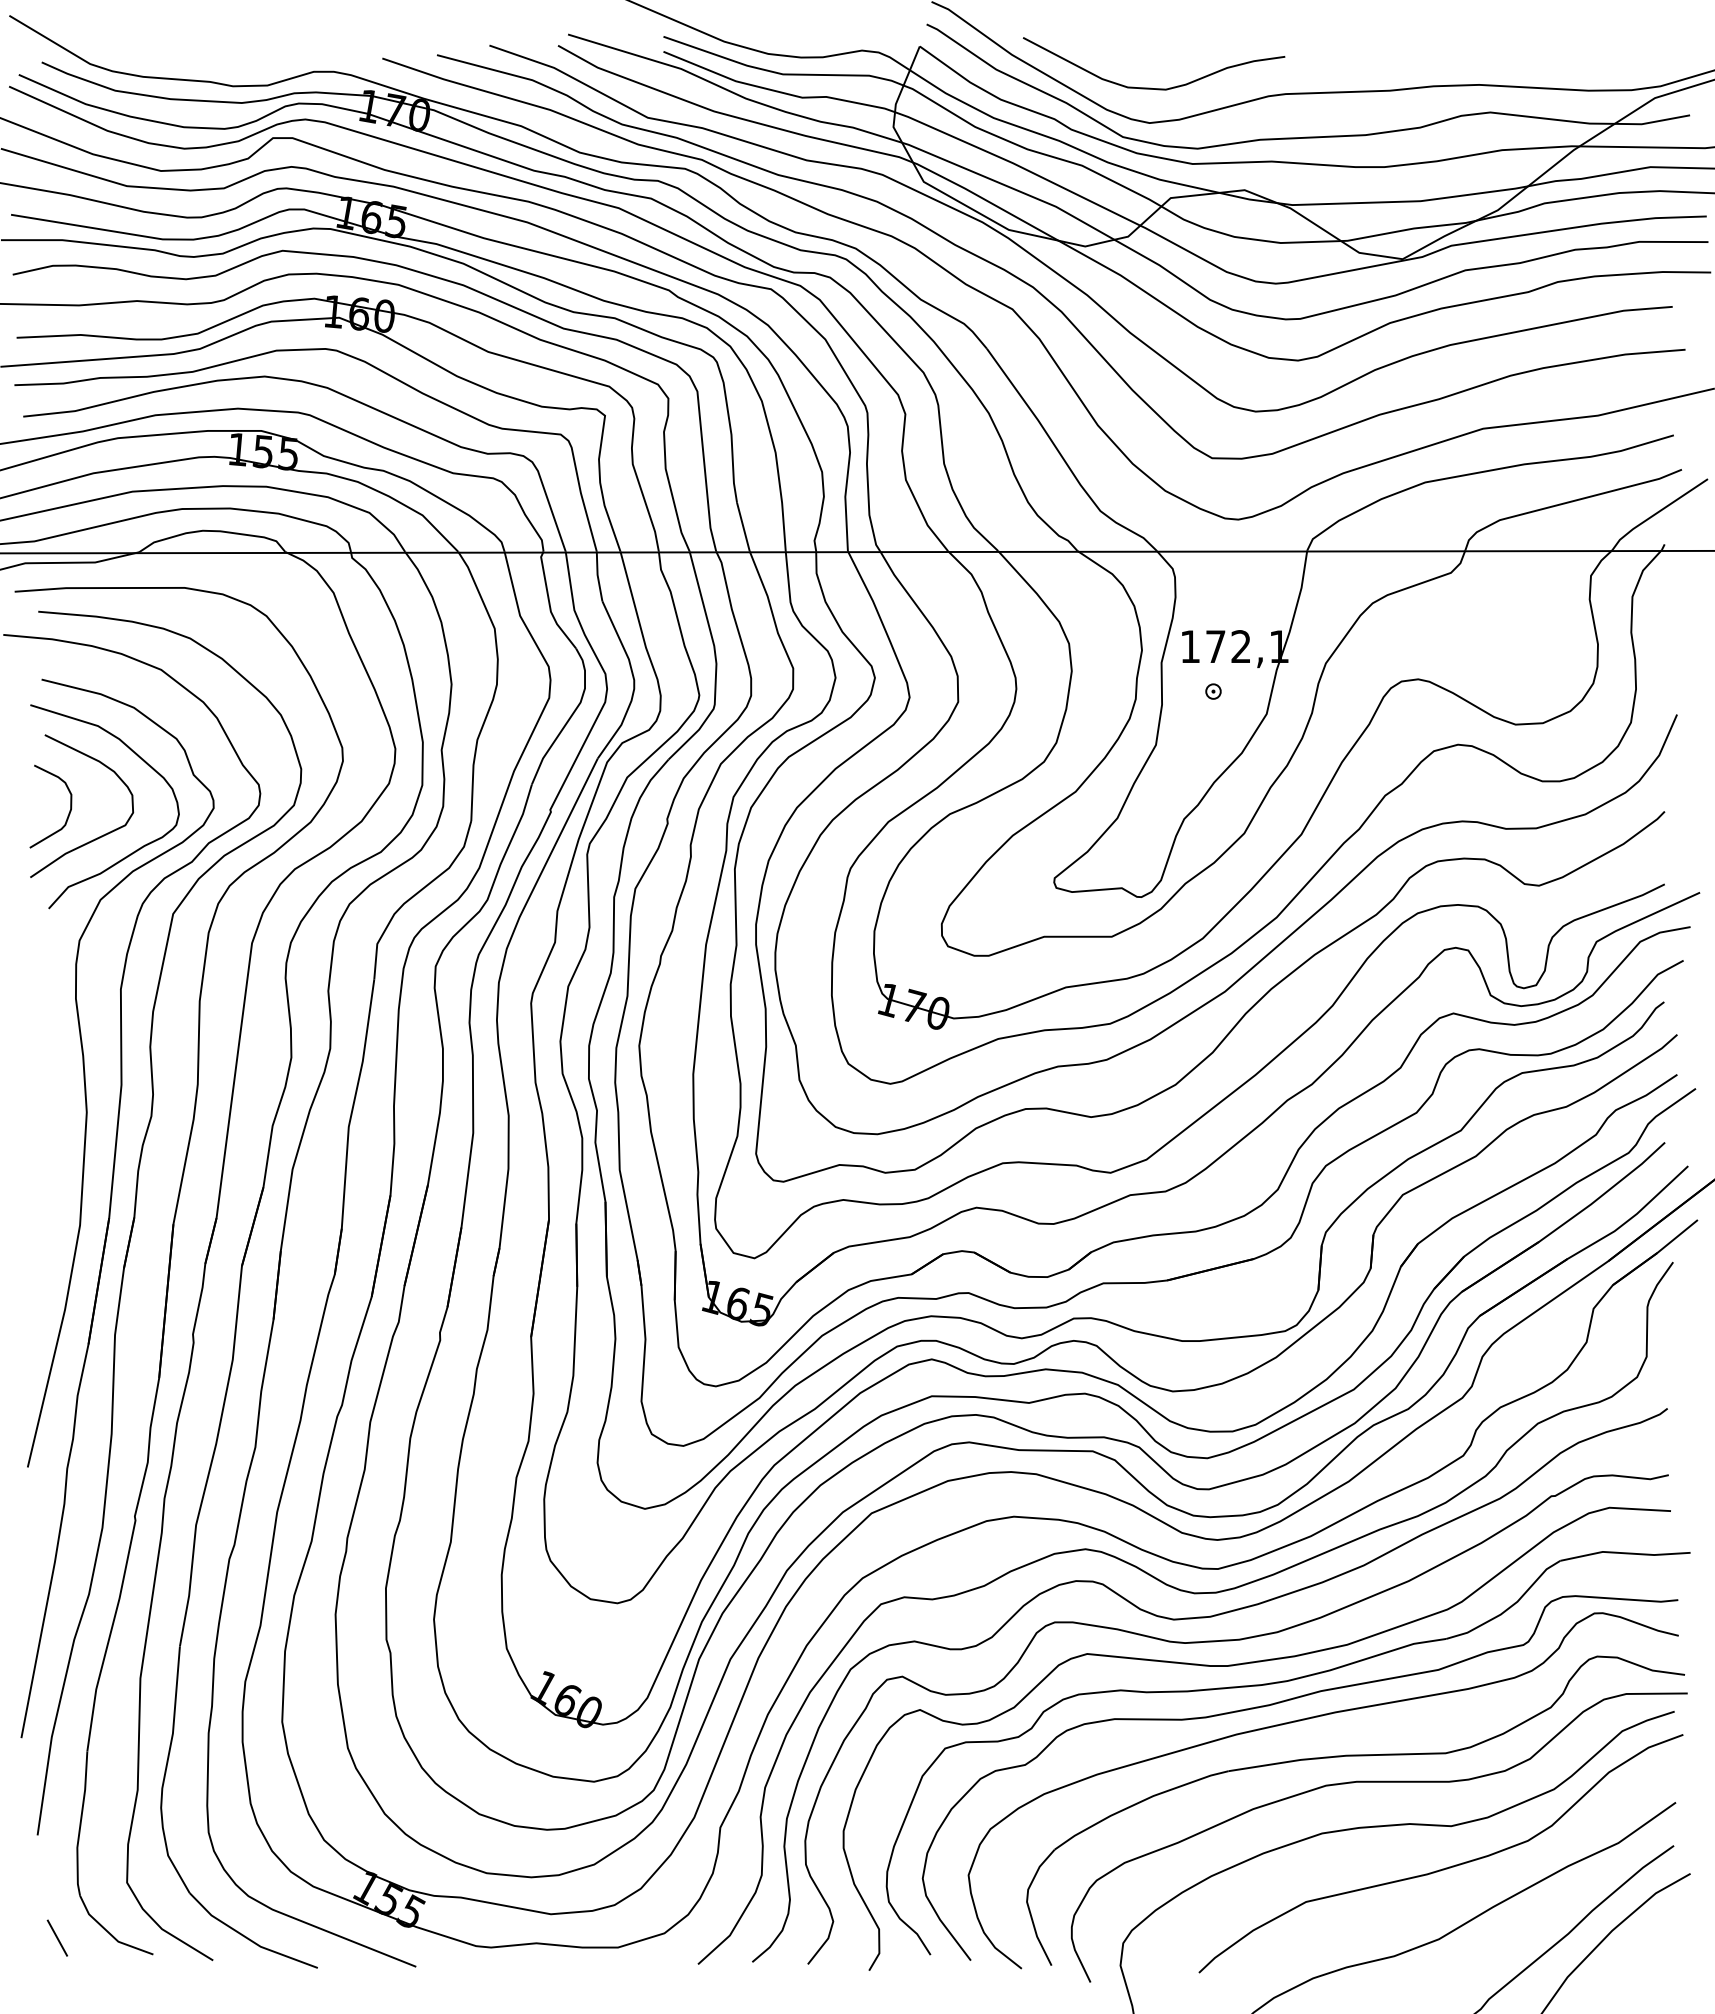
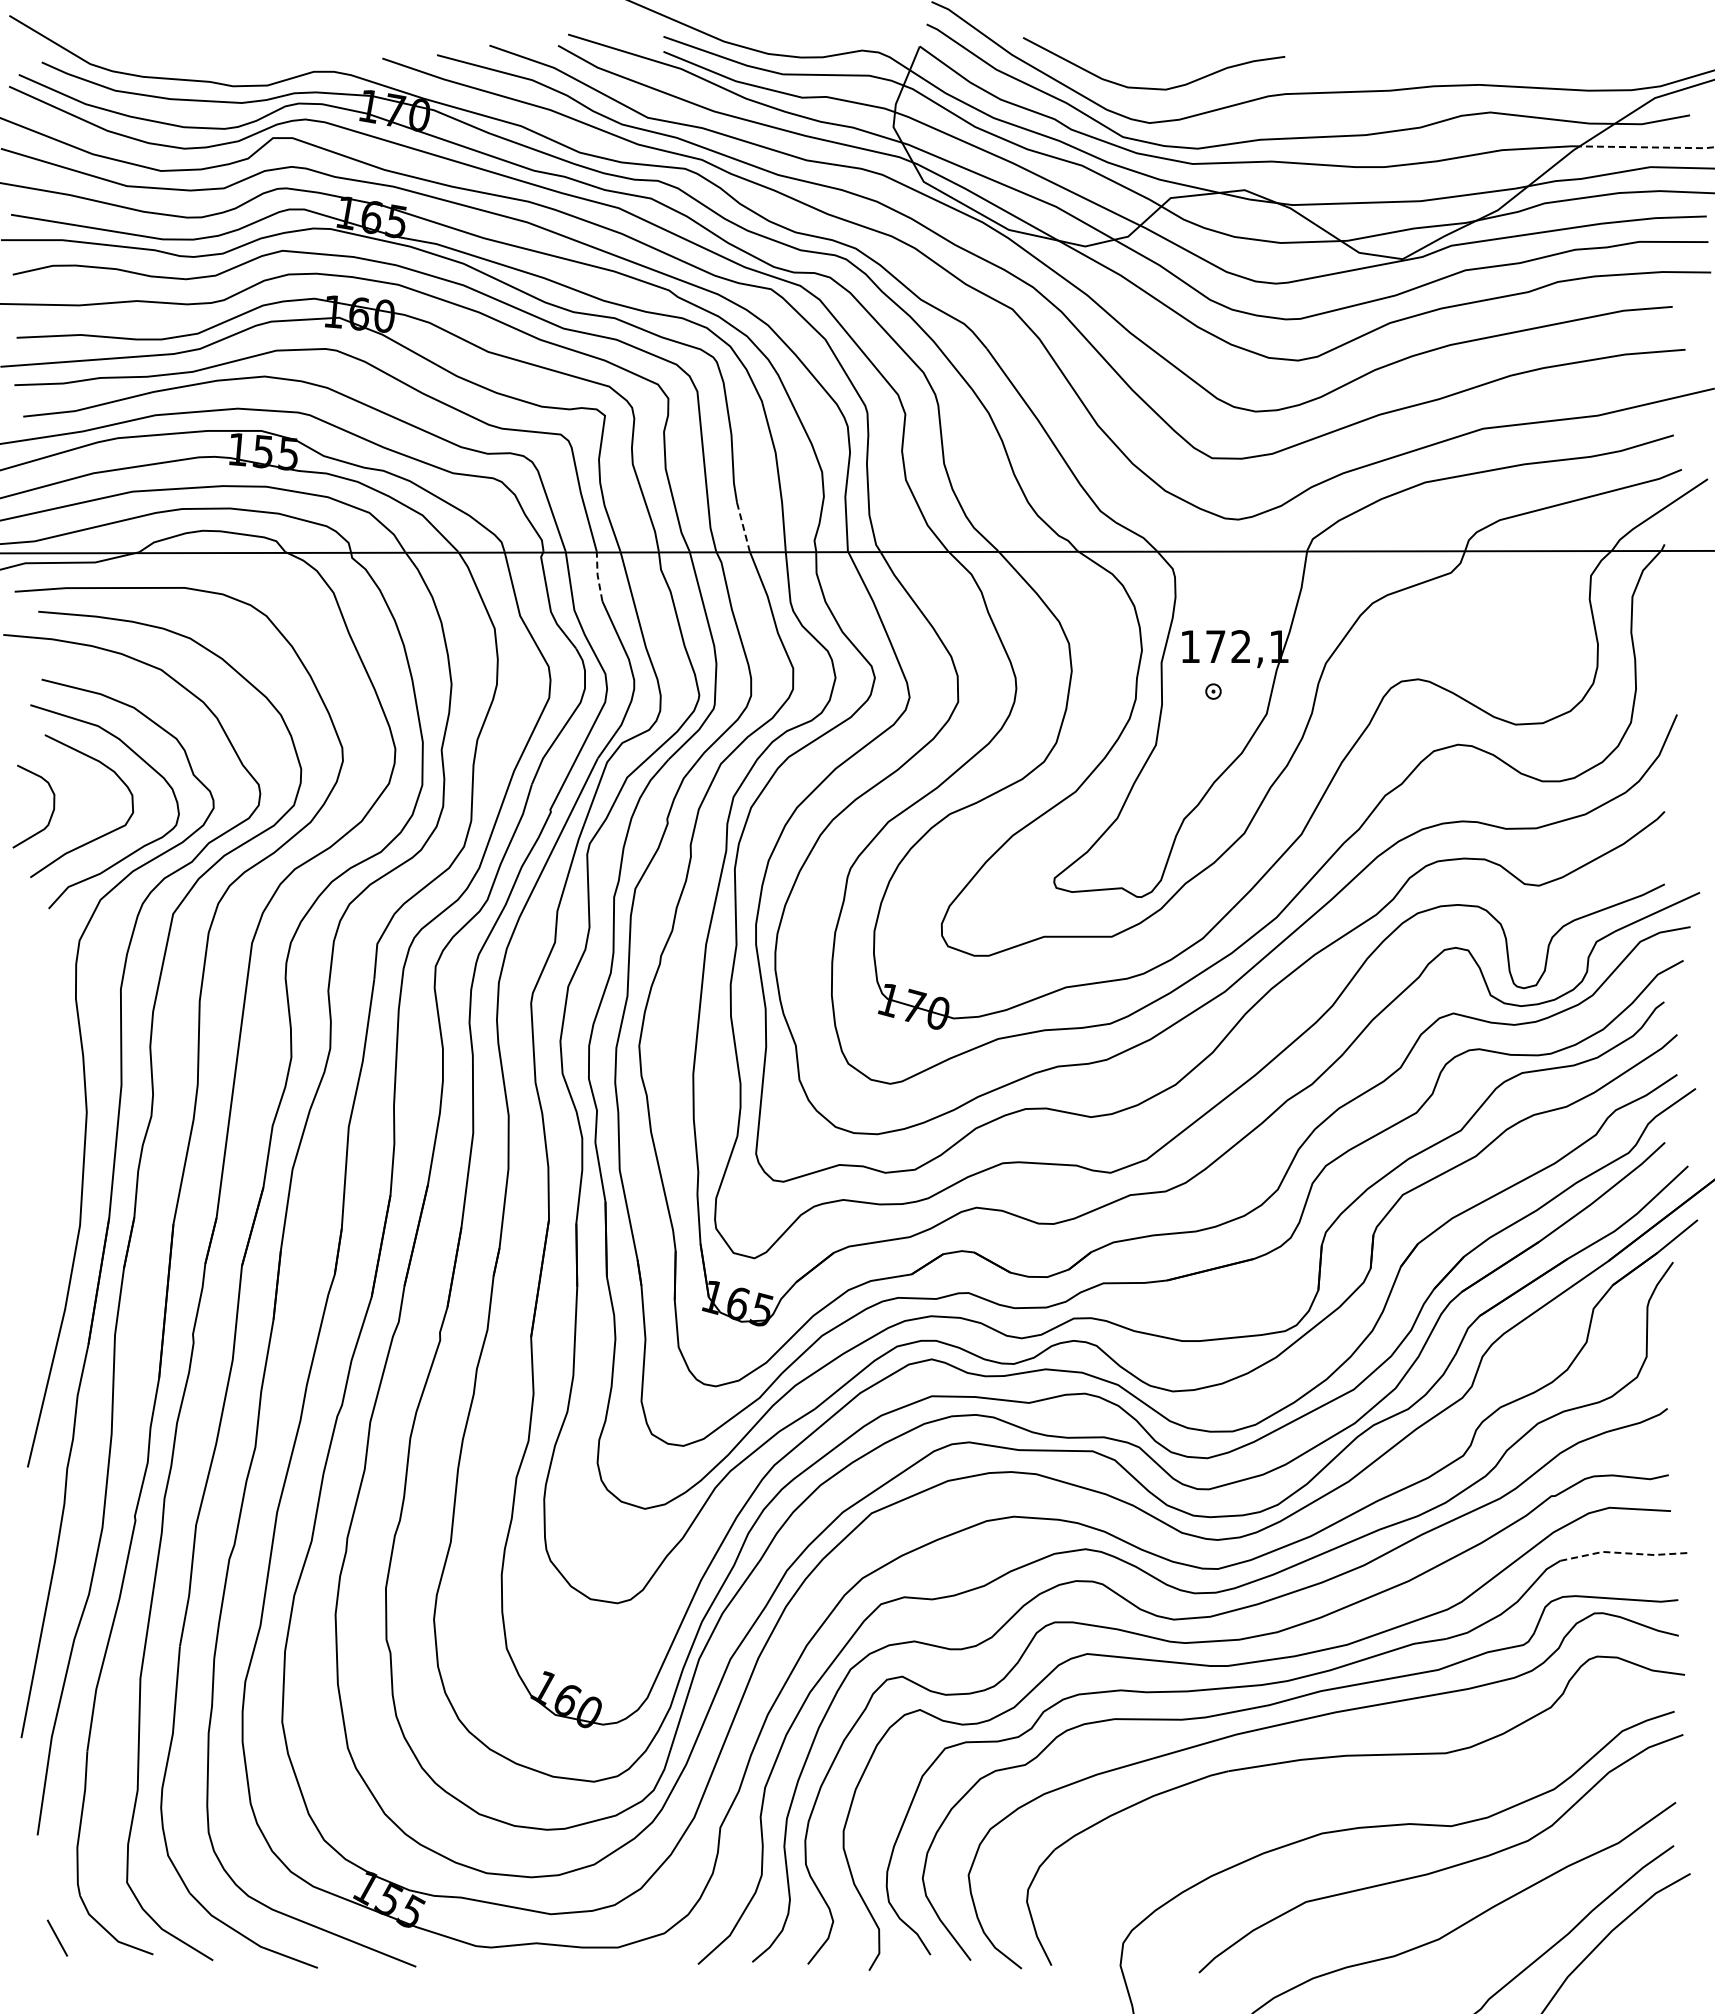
line: solid -> dashed (1647, 147)
line: solid -> dashed (743, 527)
line: solid -> dashed (597, 575)
curve position: (67, 815) -> (50, 815) (50, 815)
line: solid -> dashed (1625, 1553)
curve: present -> none (1378, 1782)
